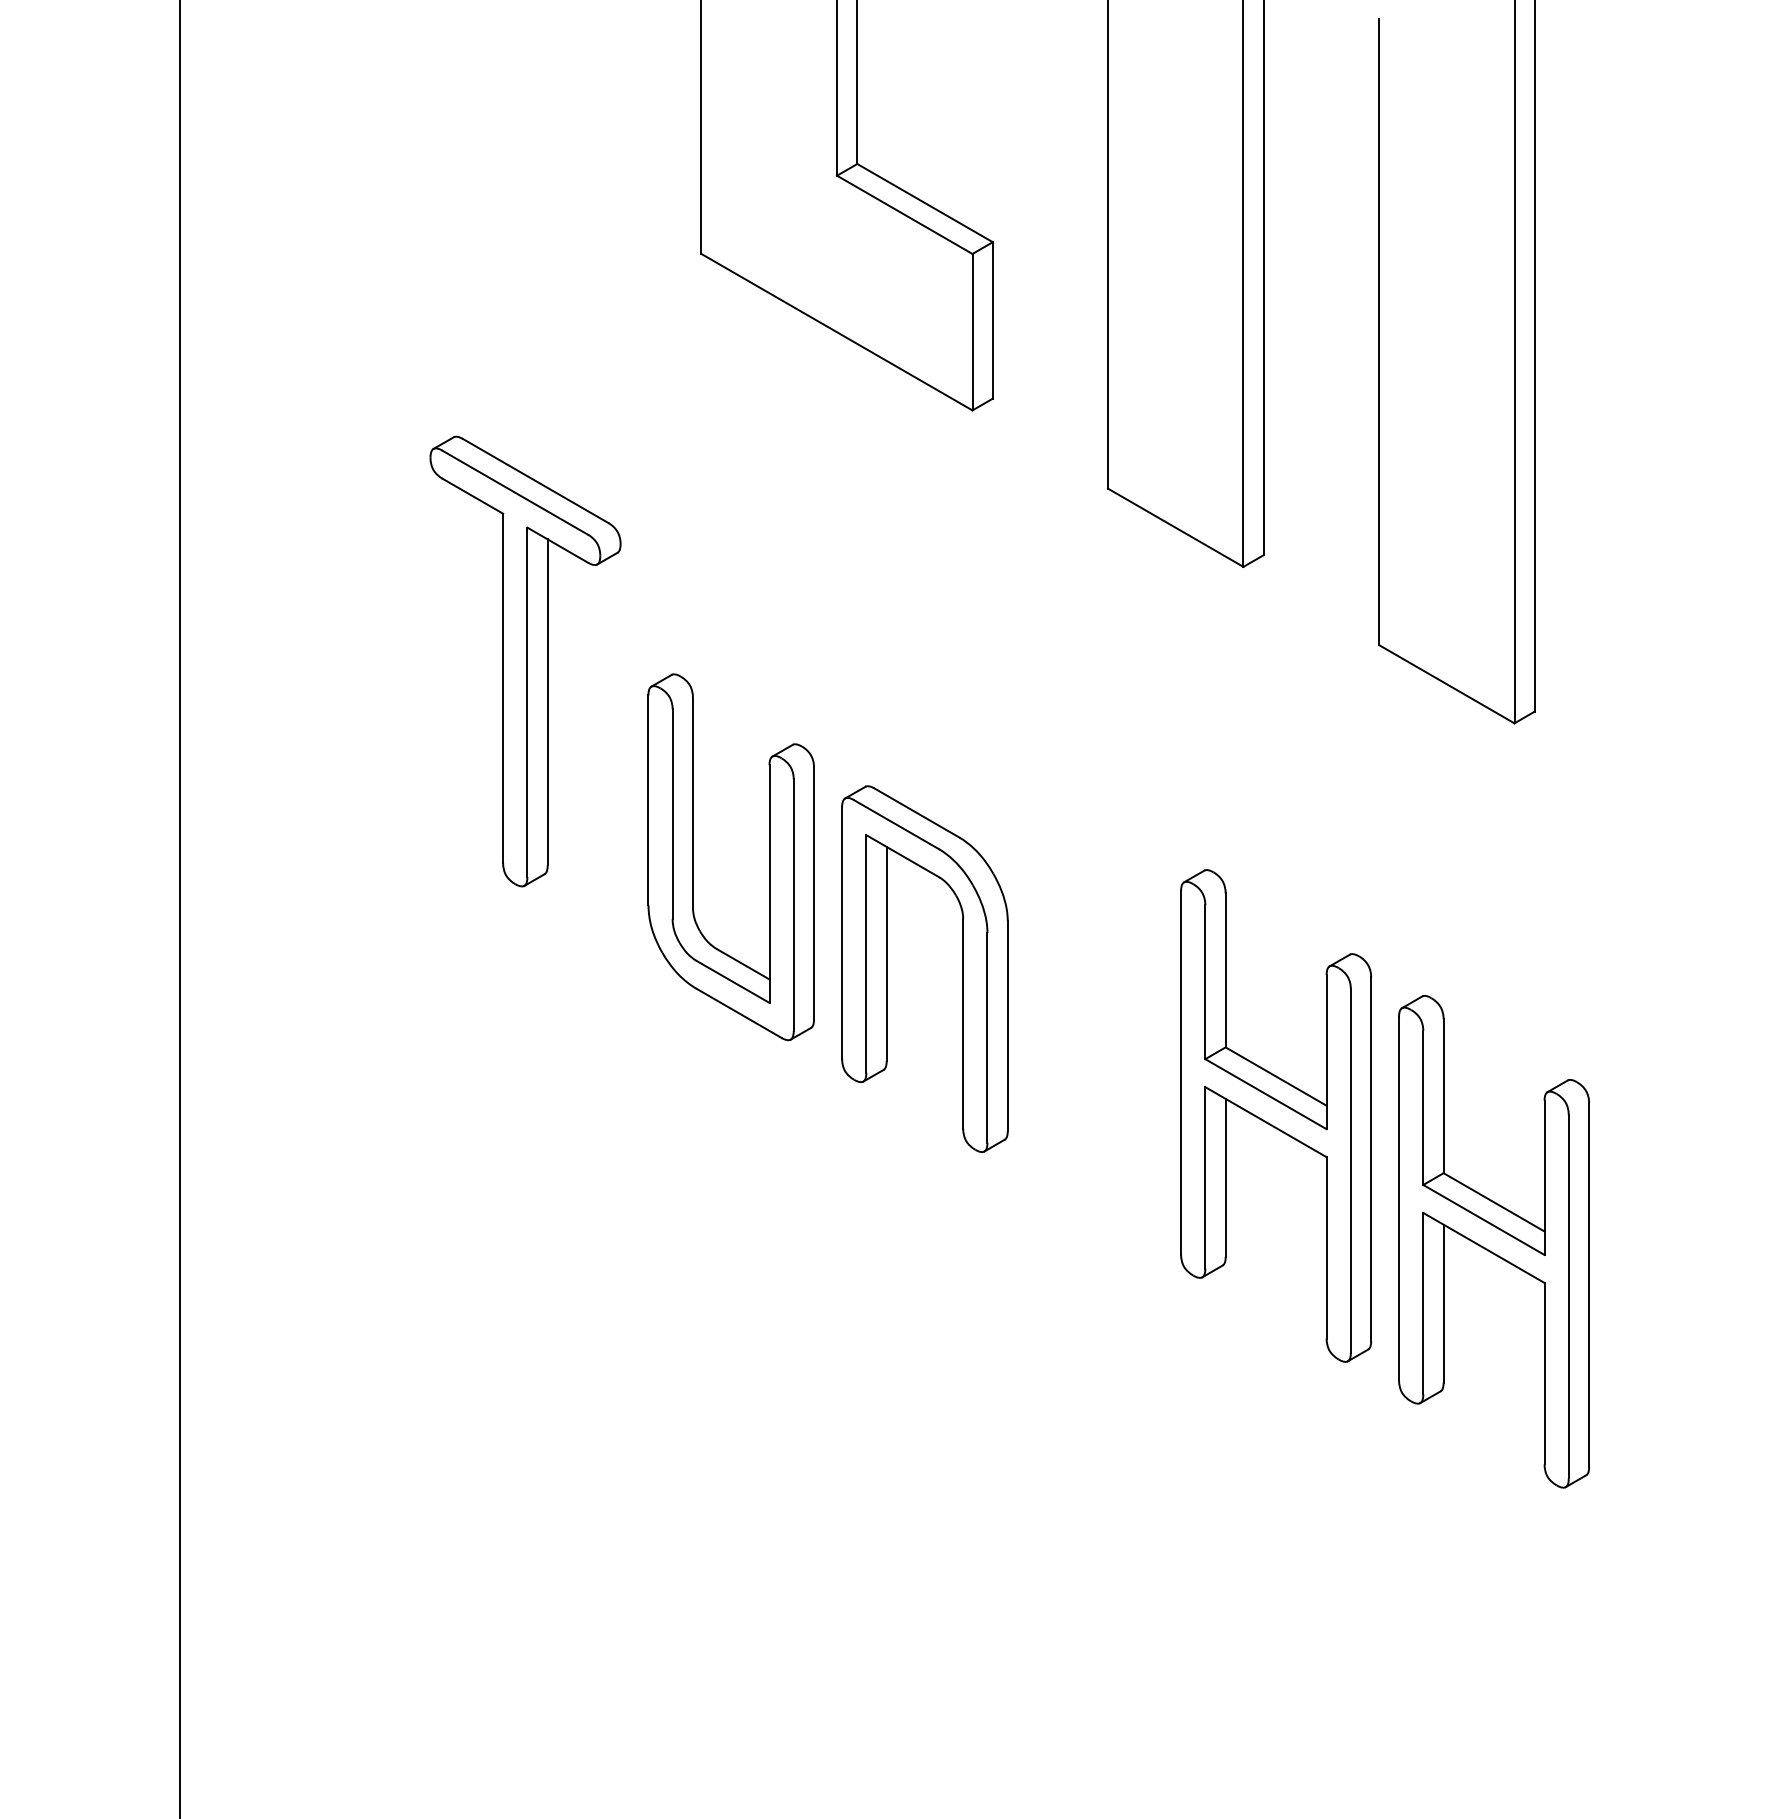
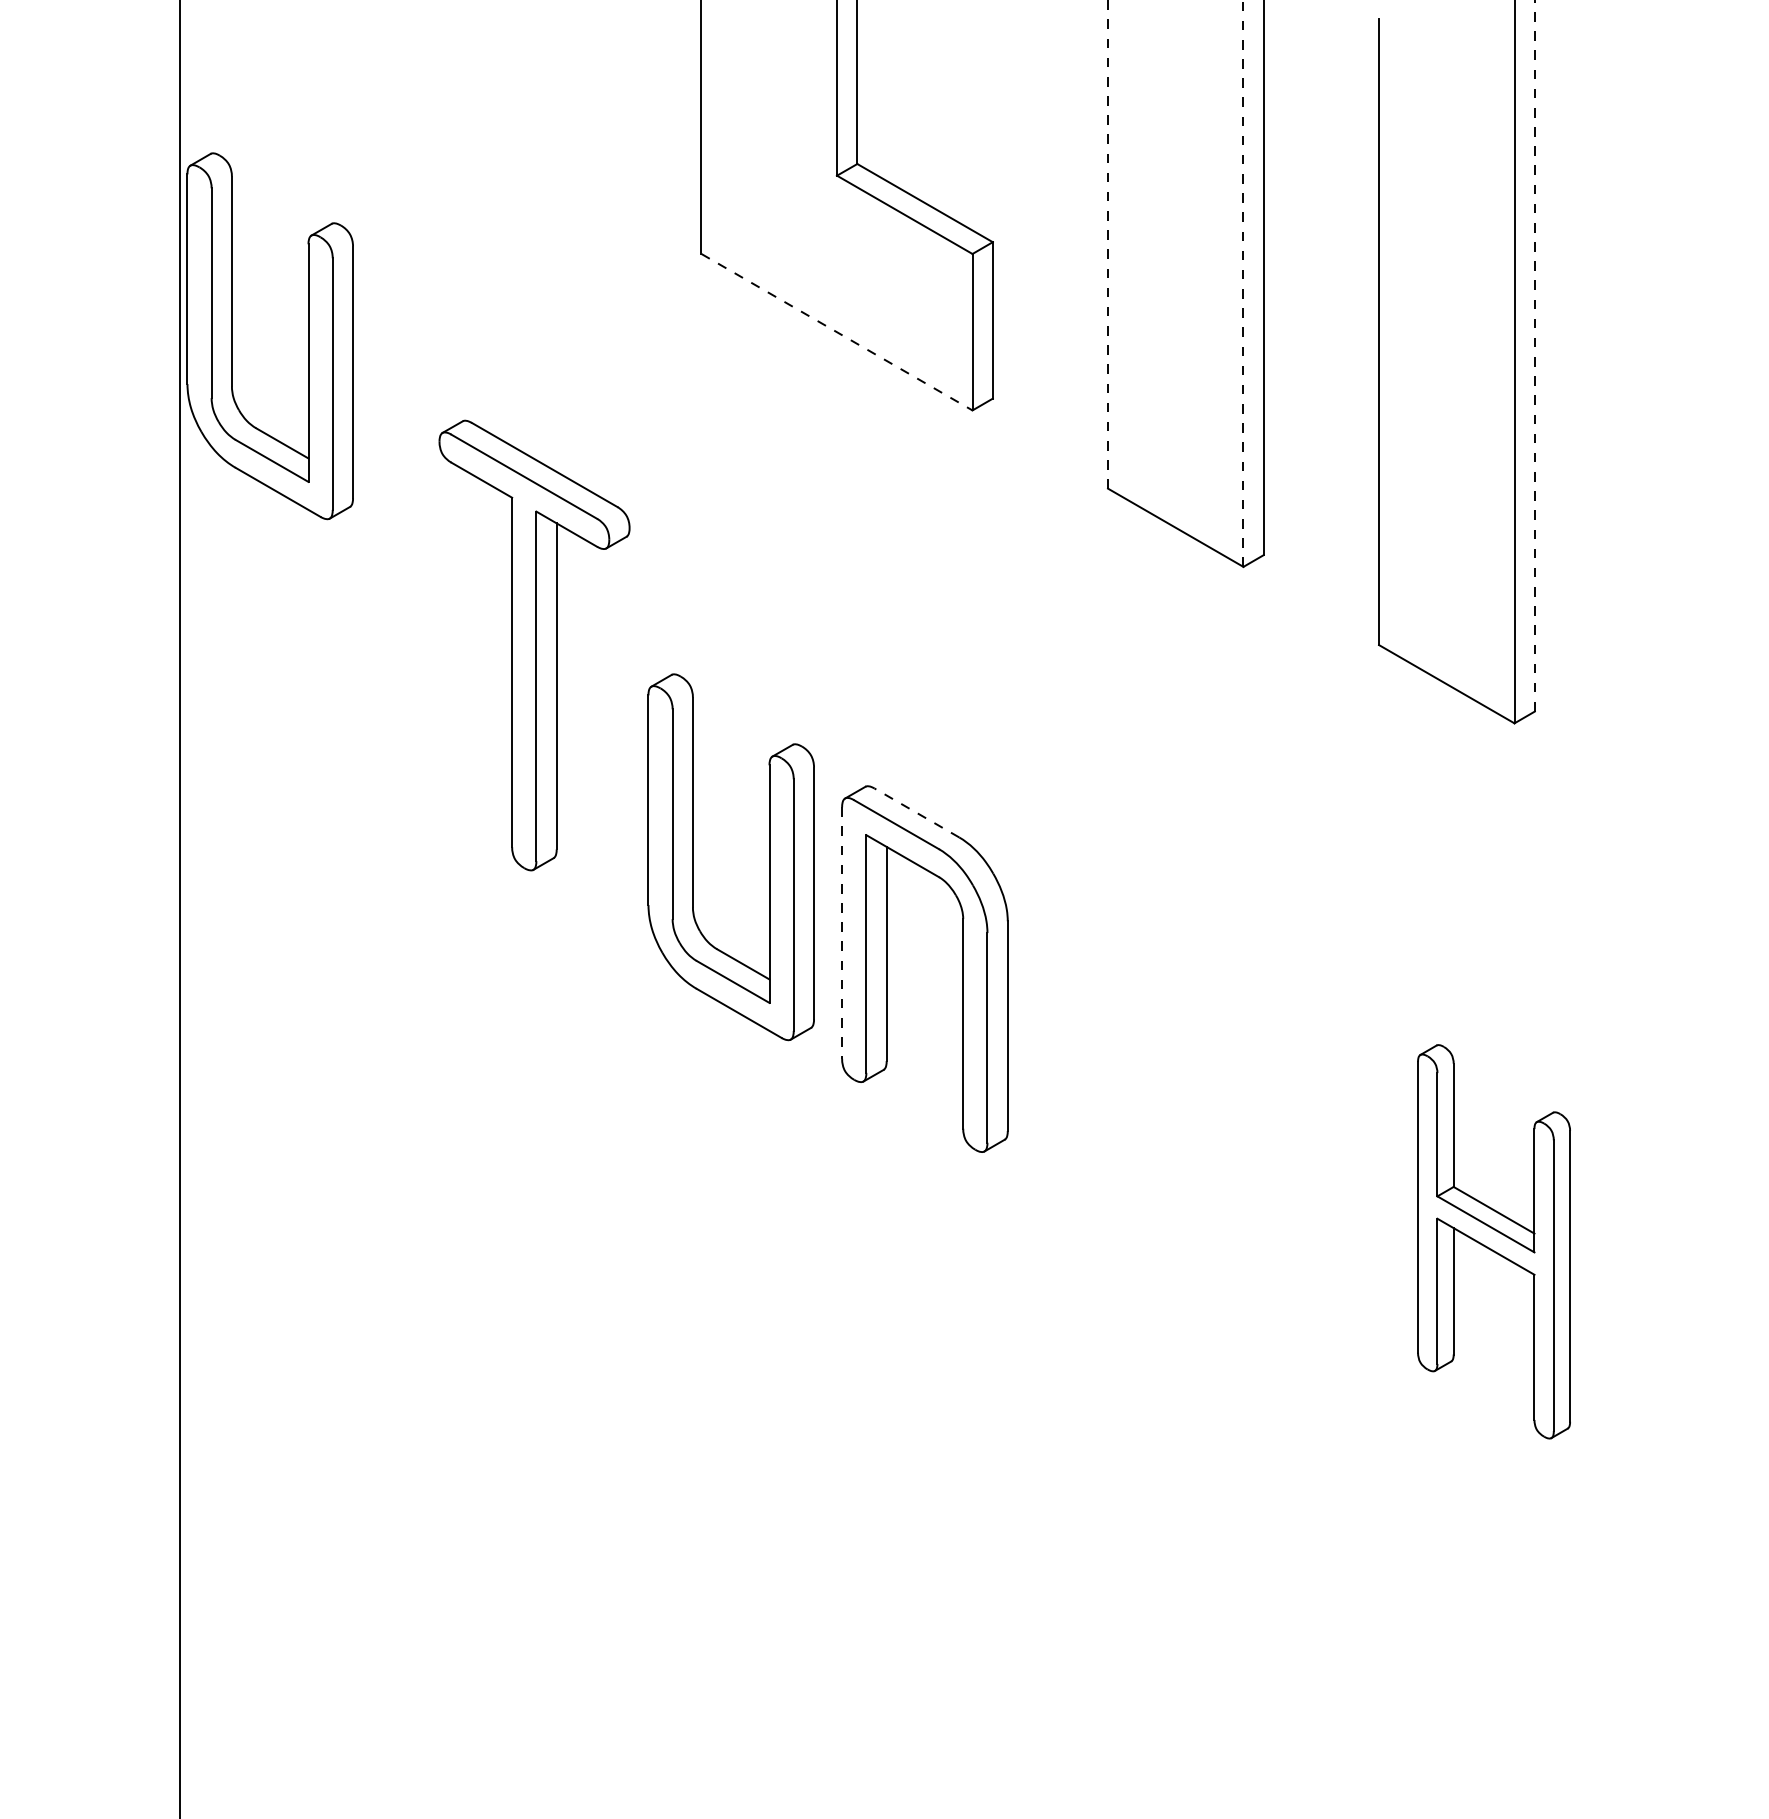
line: solid -> dashed (1108, 244)
line: solid -> dashed (1243, 282)
line: solid -> dashed (837, 332)
part: none -> present (232, 336)
line: solid -> dashed (1534, 355)
part position: (525, 661) -> (534, 645) (534, 645)
line: solid -> dashed (916, 812)
line: solid -> dashed (842, 933)
part: present -> none (1276, 1115)
part size: 192x494 px -> 154x396 px (1493, 1241)
